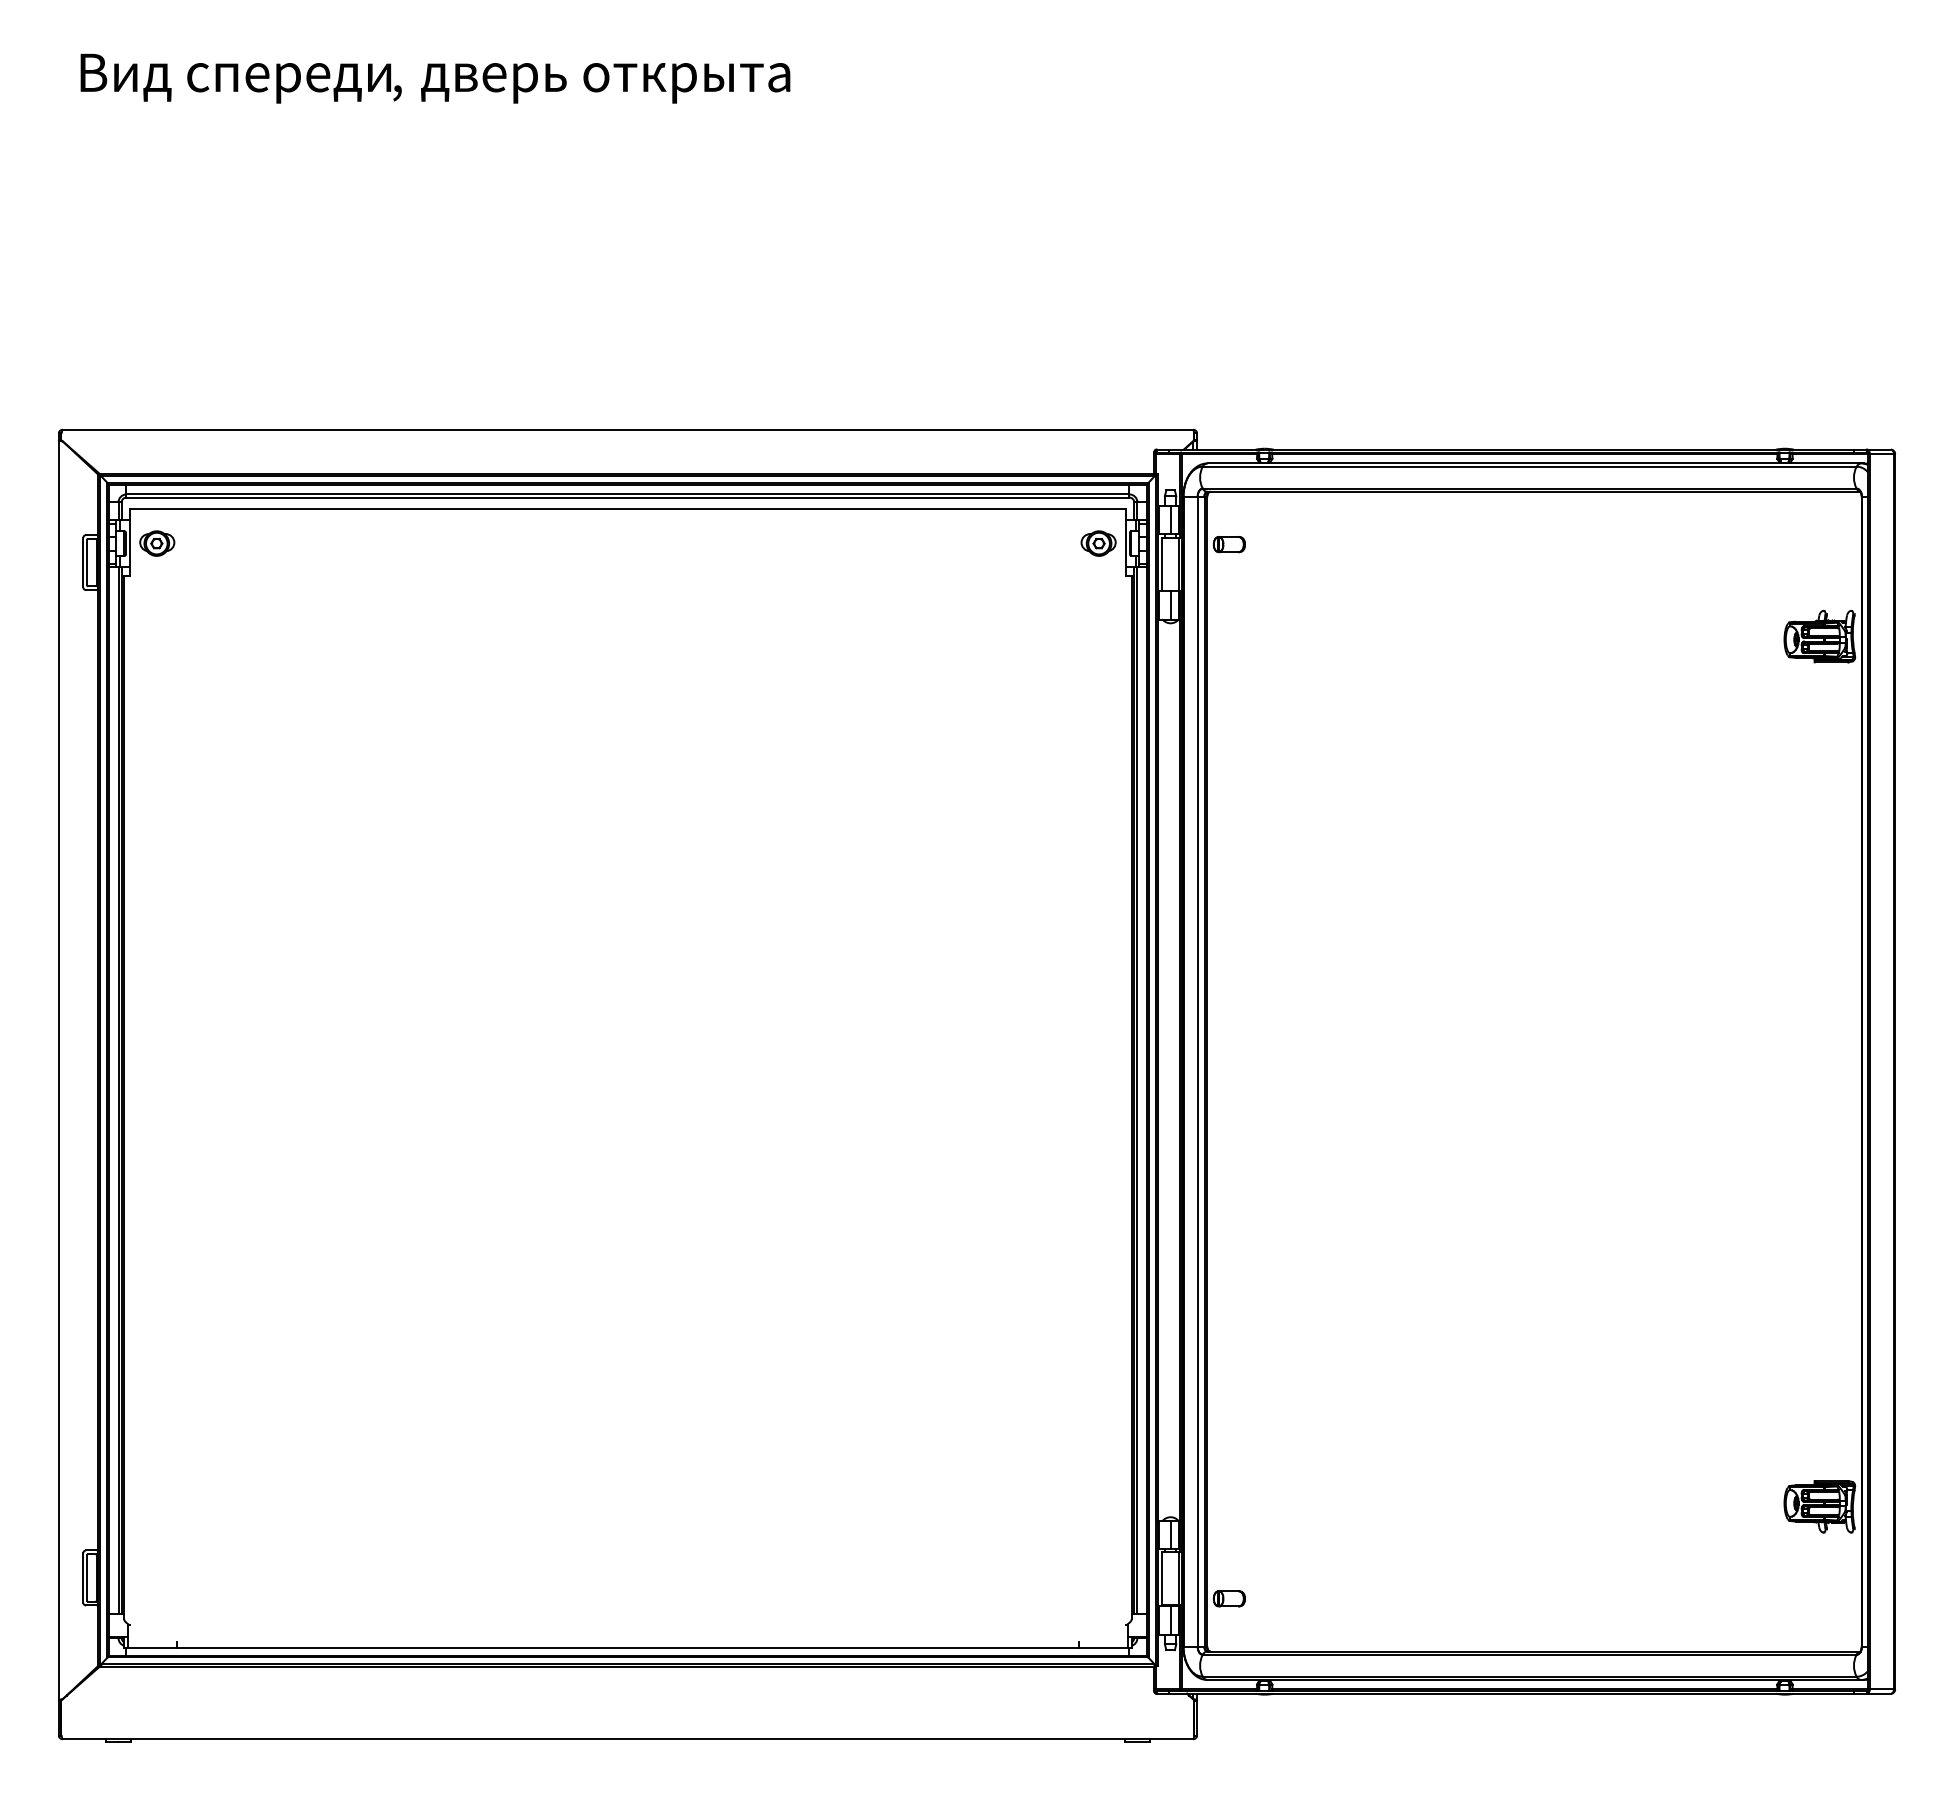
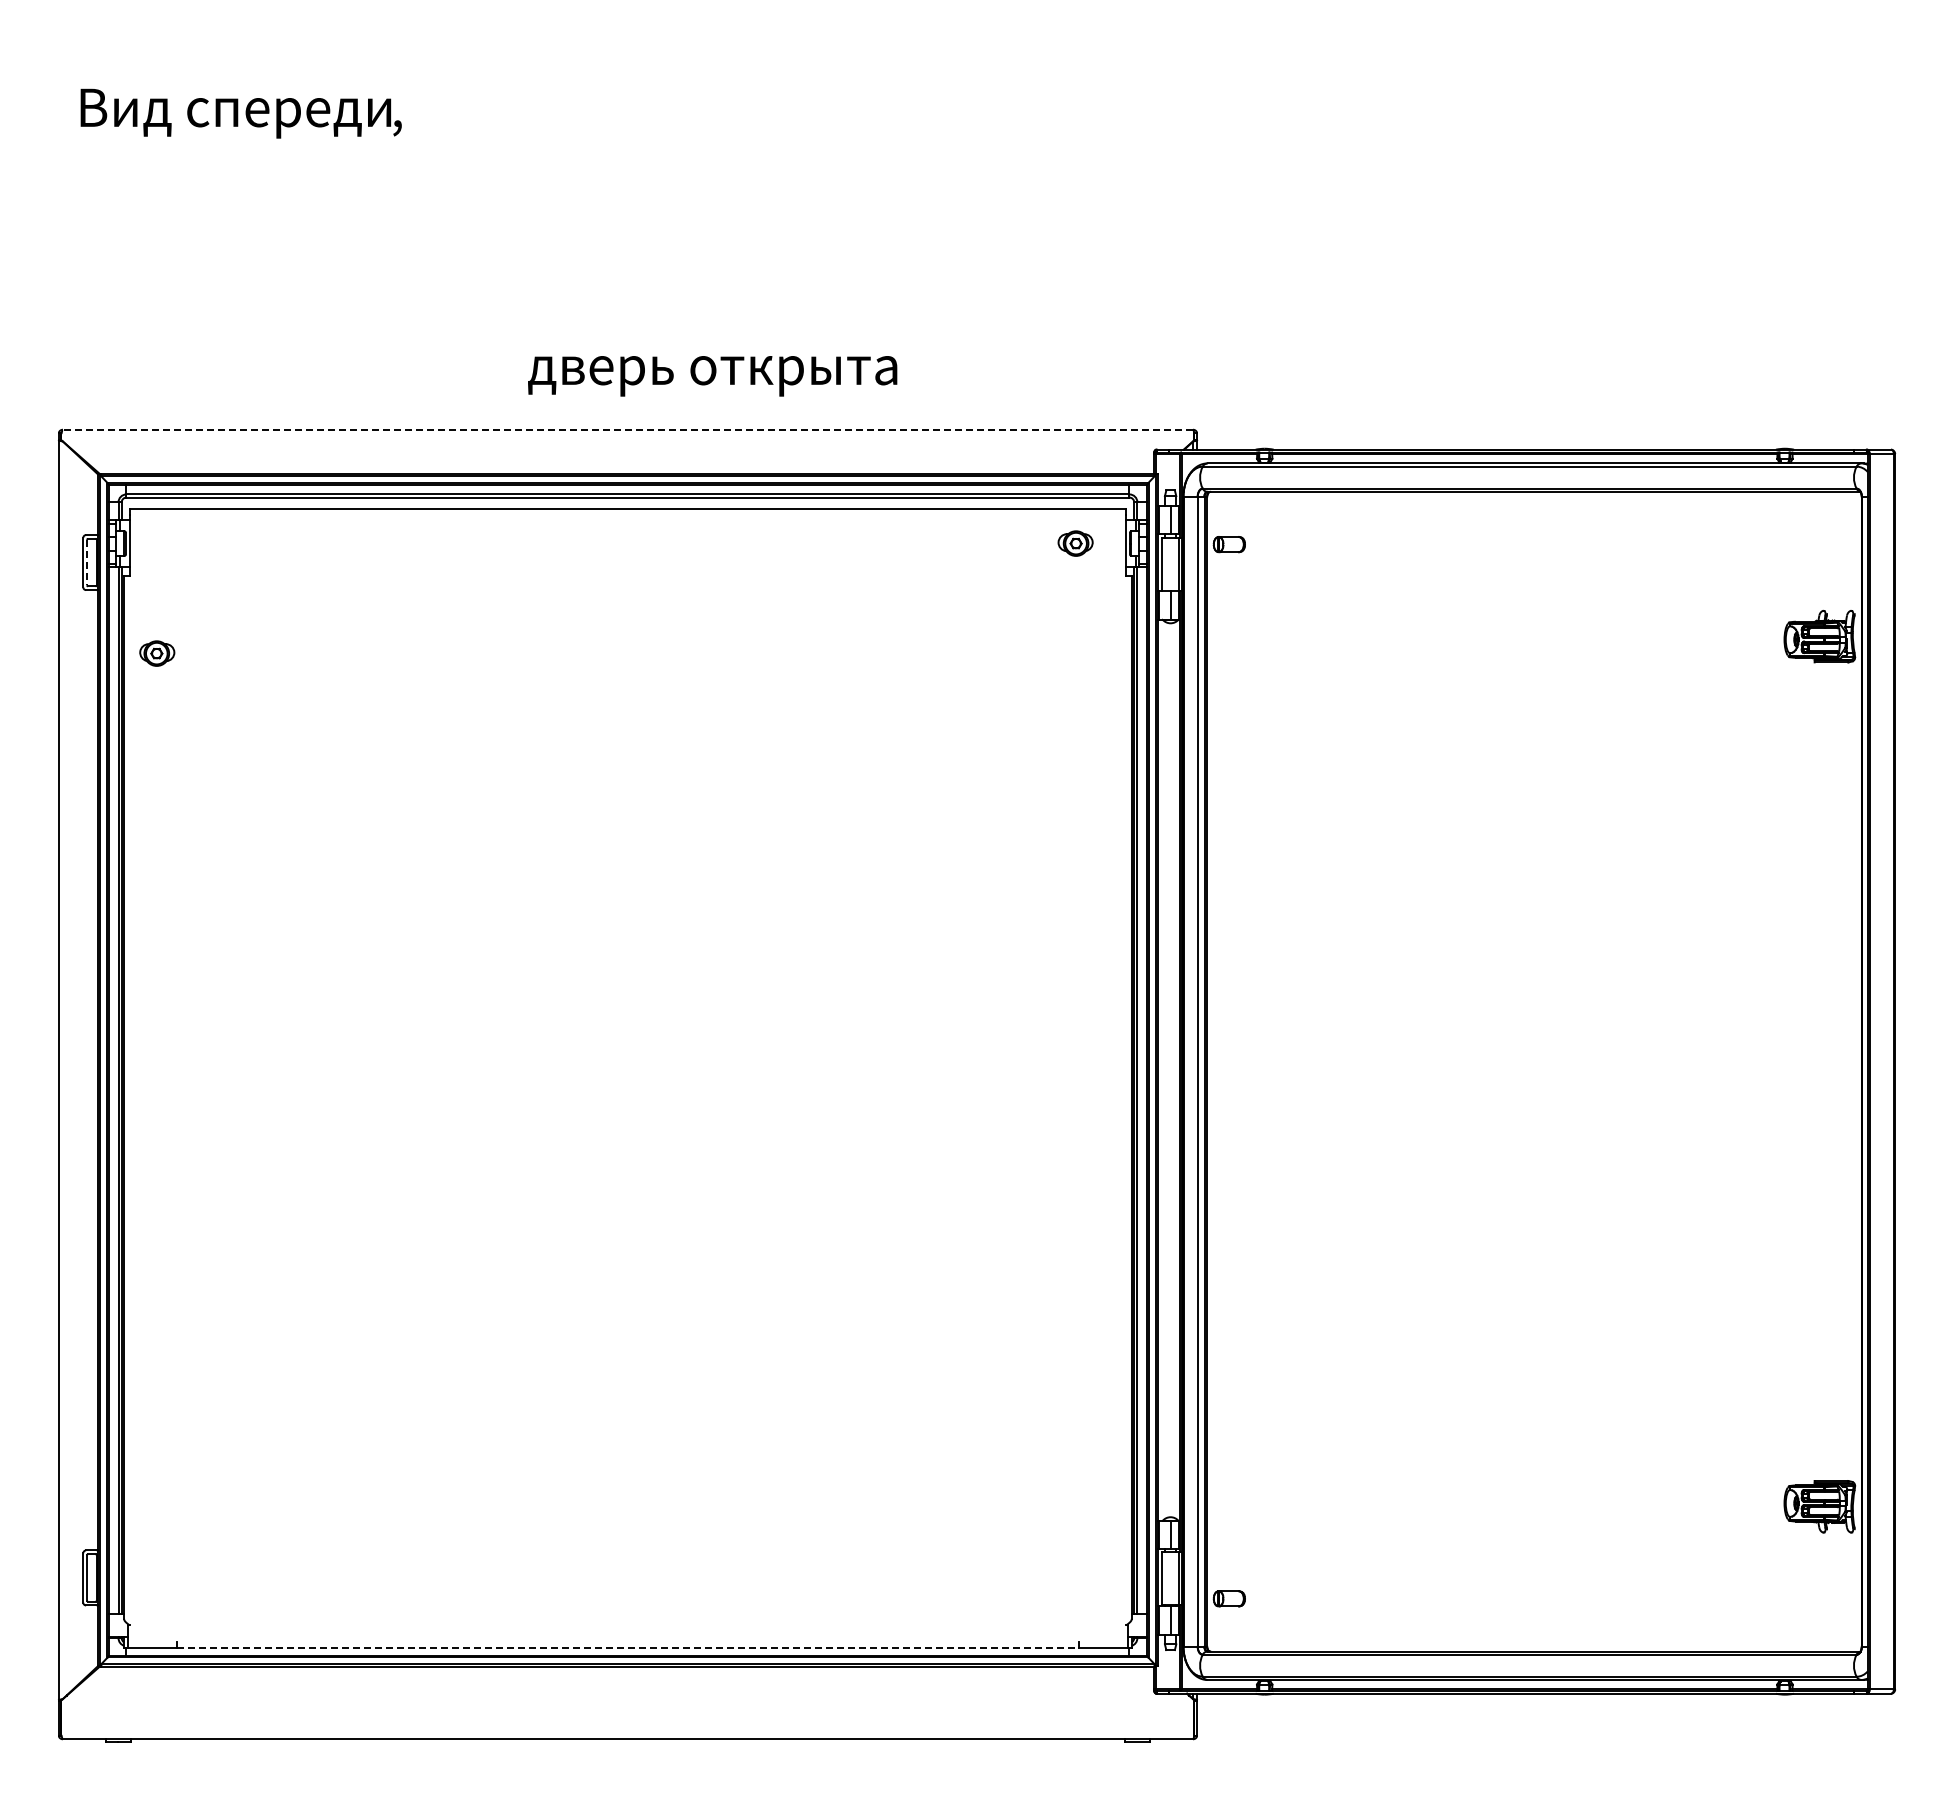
text position: (240, 78) -> (240, 113) (240, 113)
text position: (605, 83) -> (712, 376) (712, 376)
line: solid -> dashed (627, 429)
part position: (157, 543) -> (157, 653) (157, 653)
part position: (1098, 543) -> (1075, 543) (1075, 543)
line: solid -> dashed (87, 562)
line: solid -> dashed (627, 1648)
